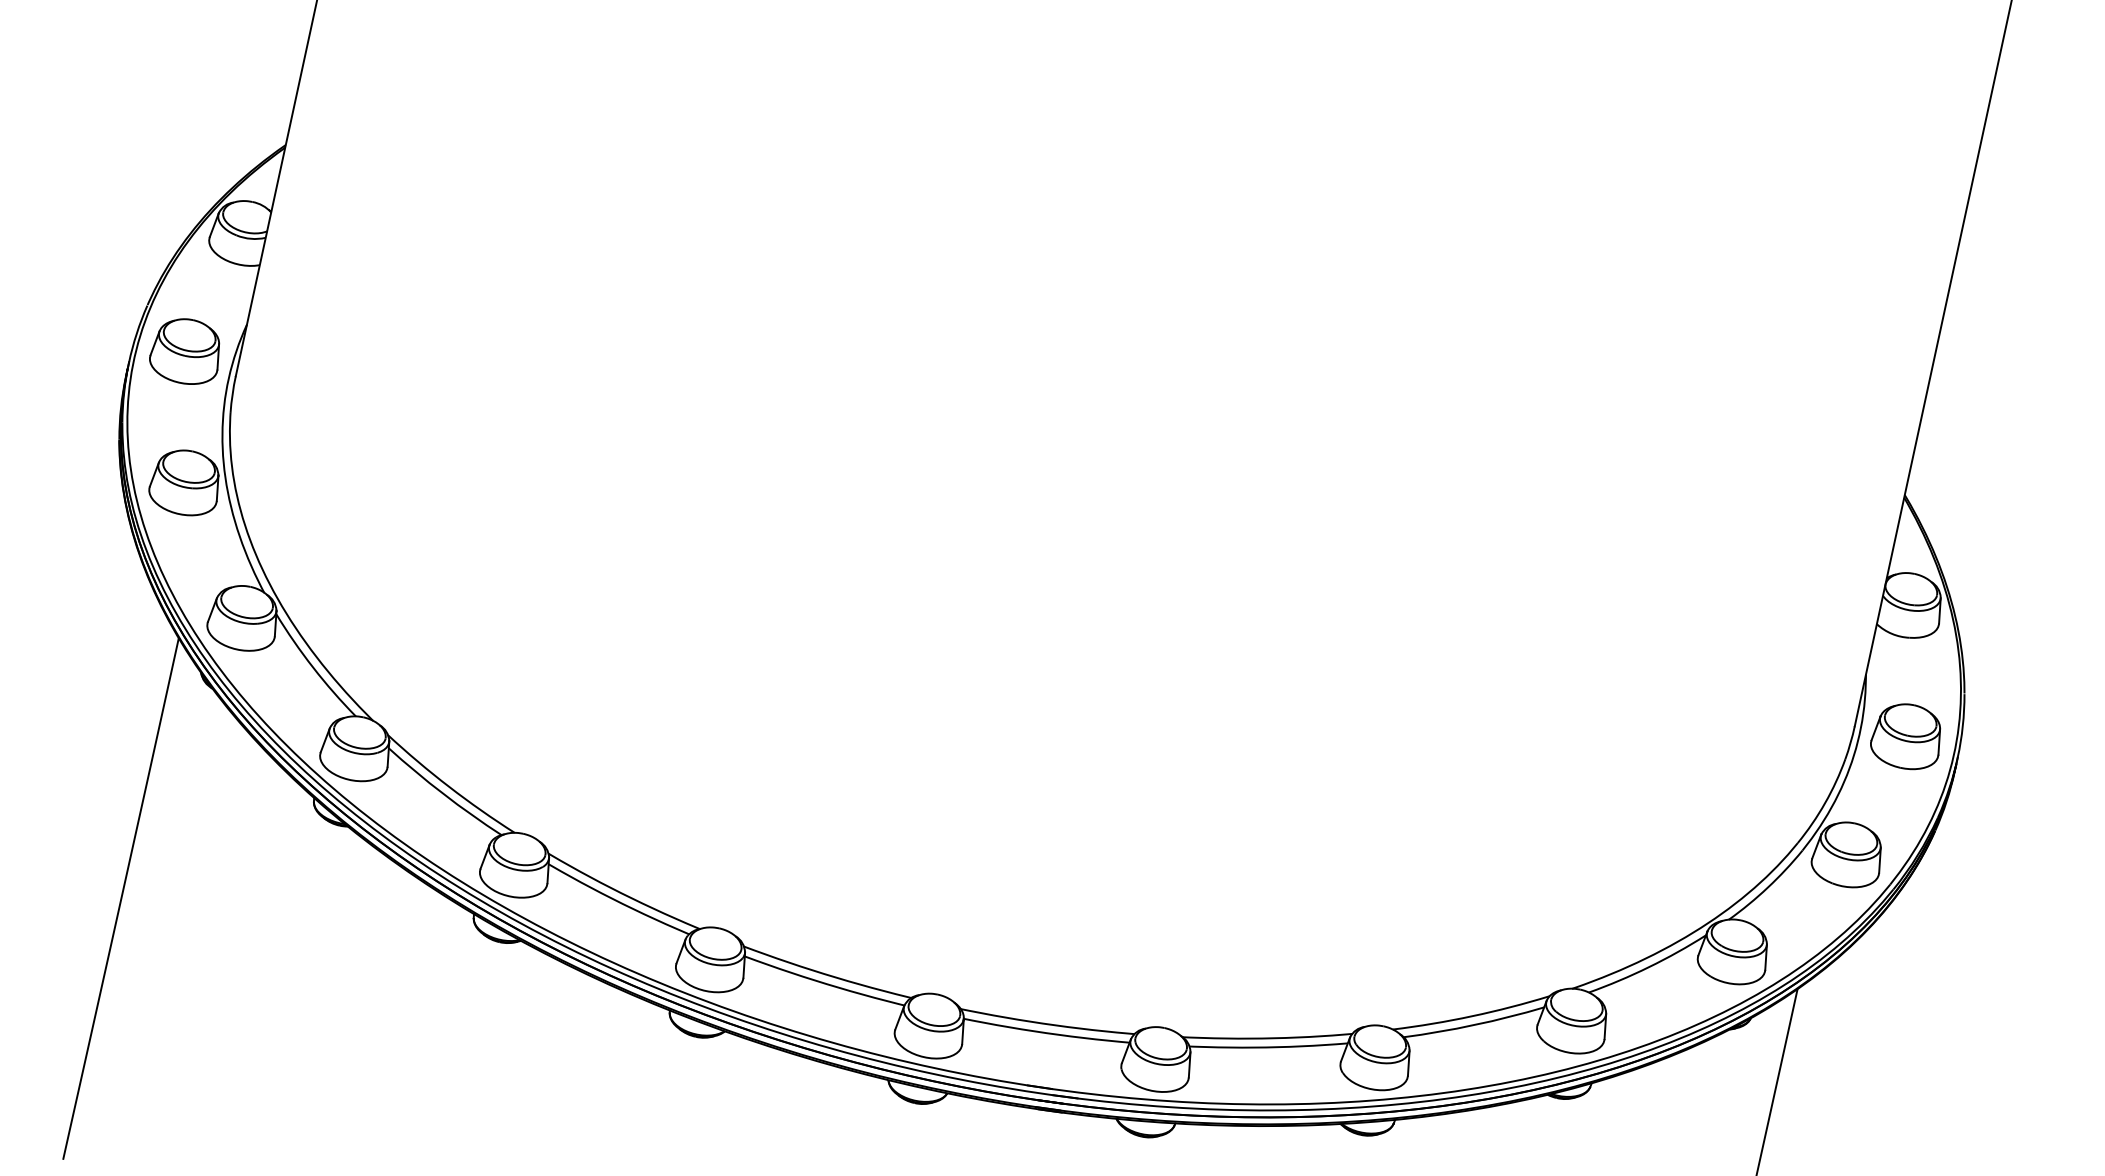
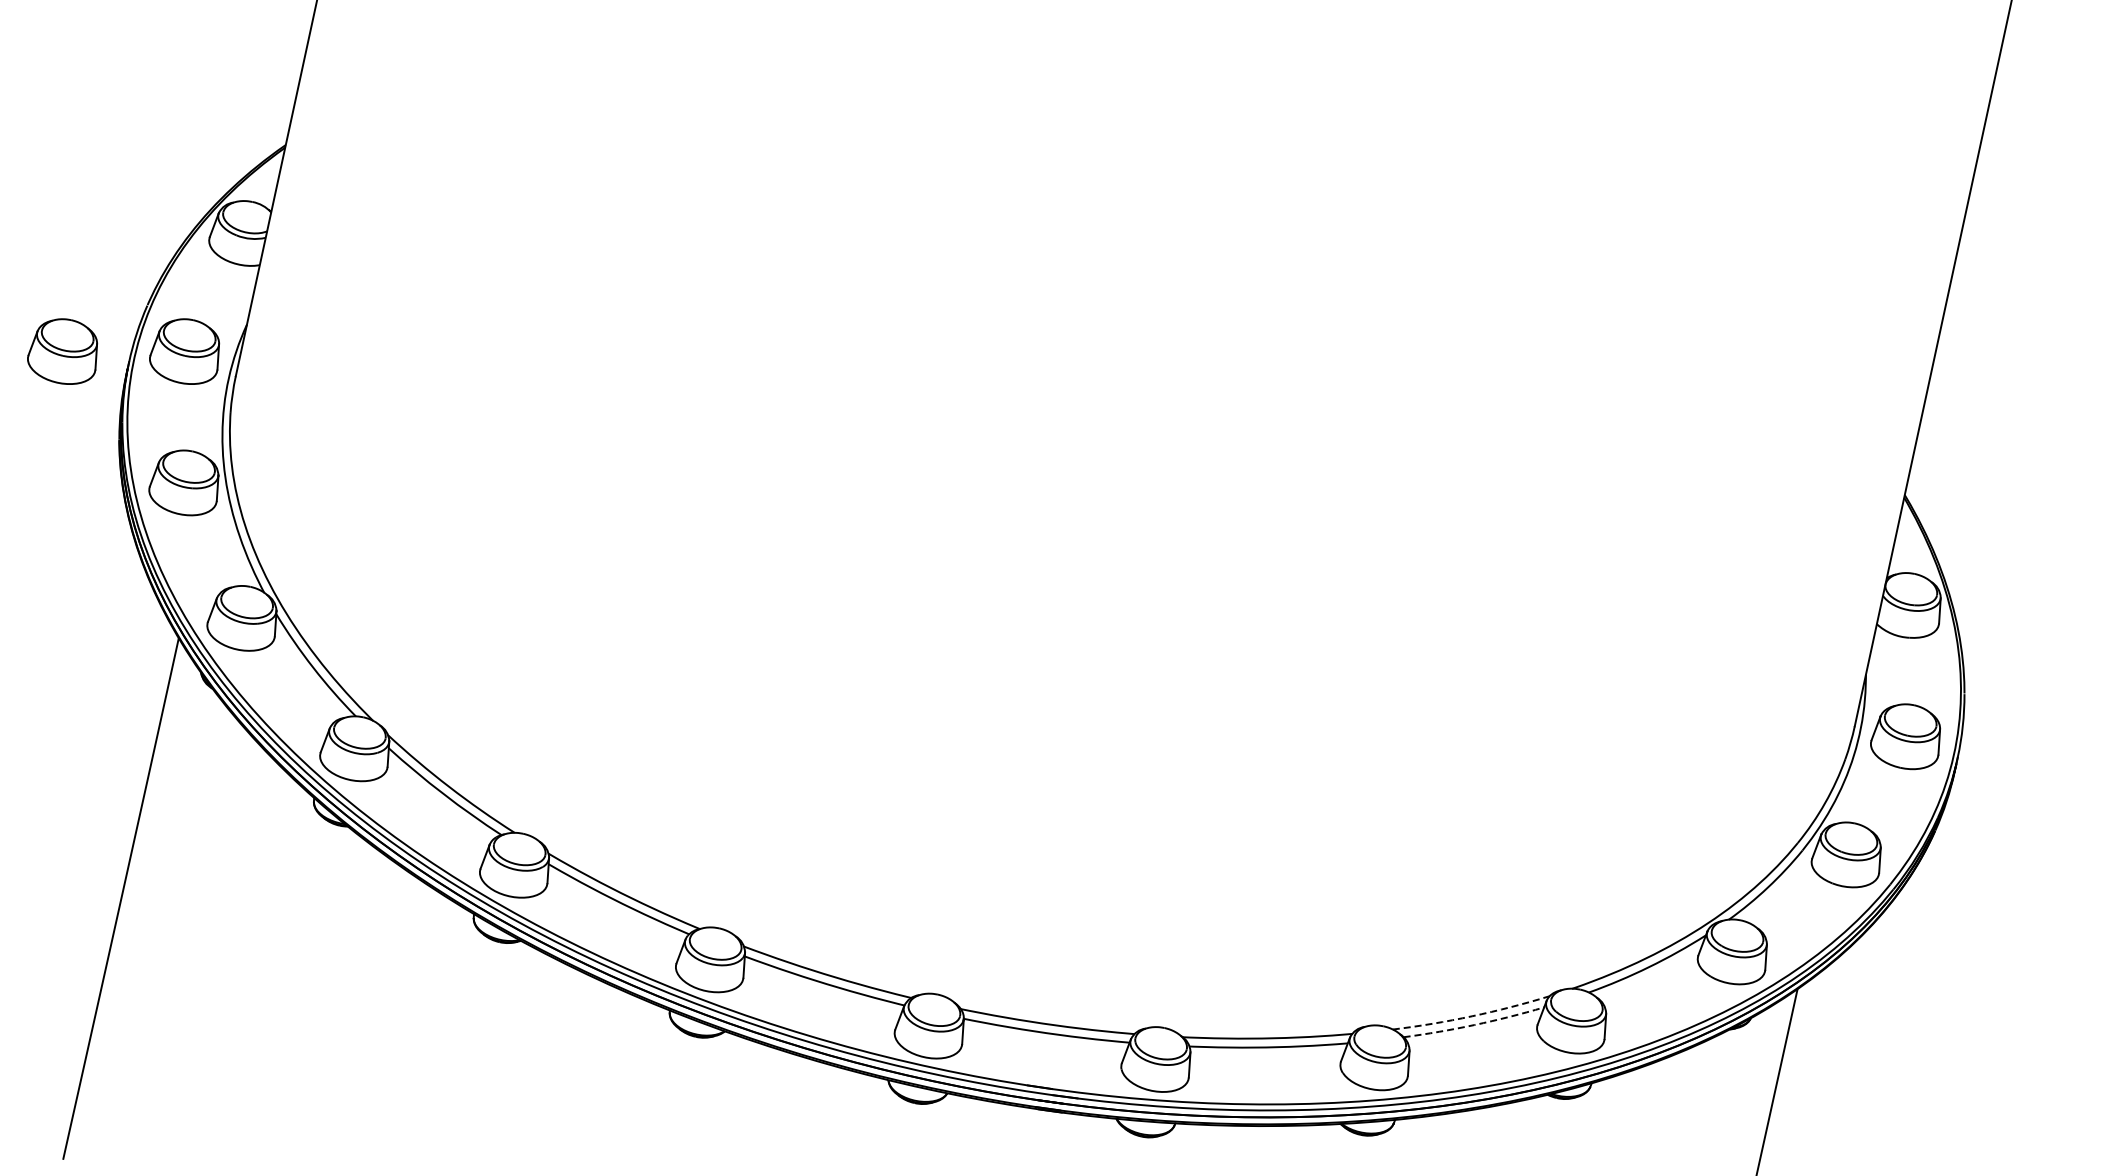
part: none -> present (62, 351)
arc: solid -> dashed (1472, 1016)
arc: solid -> dashed (1474, 1025)
